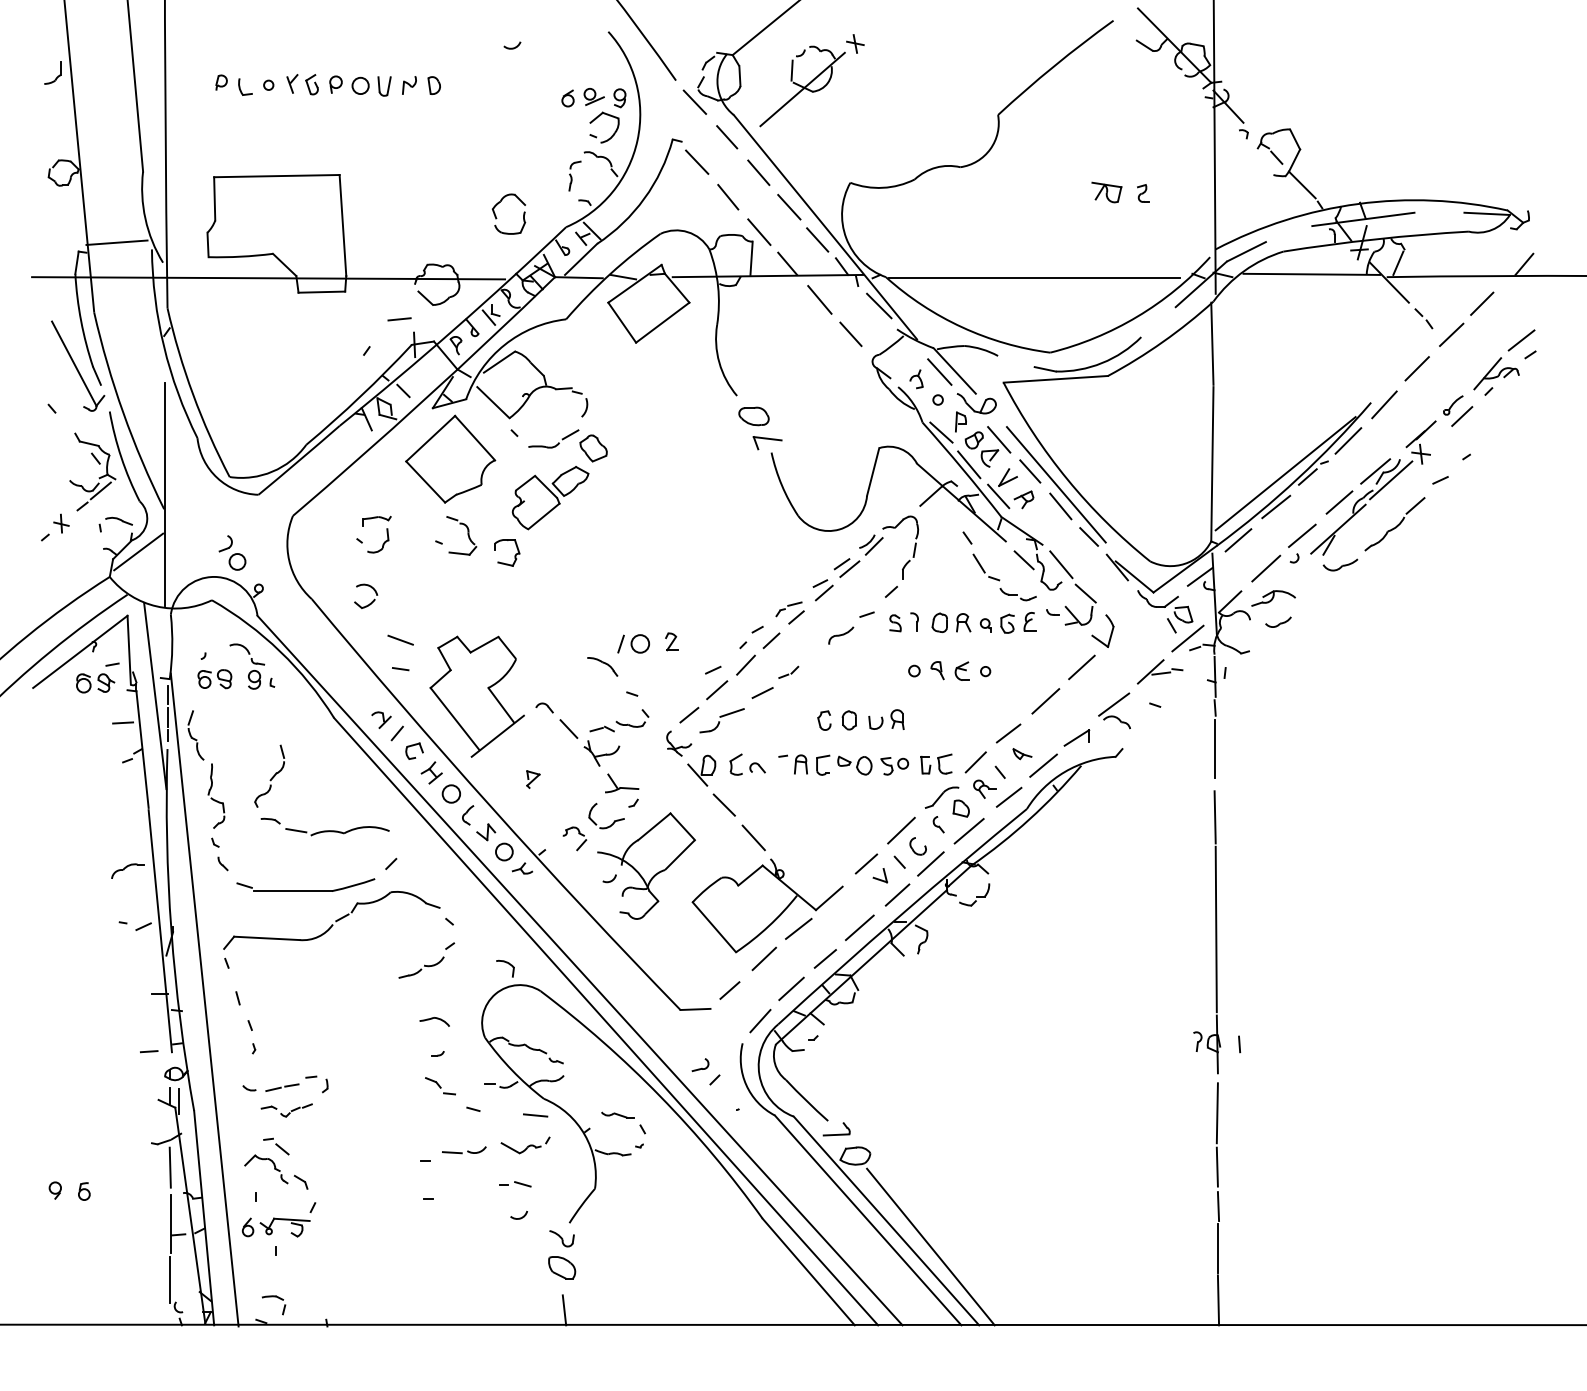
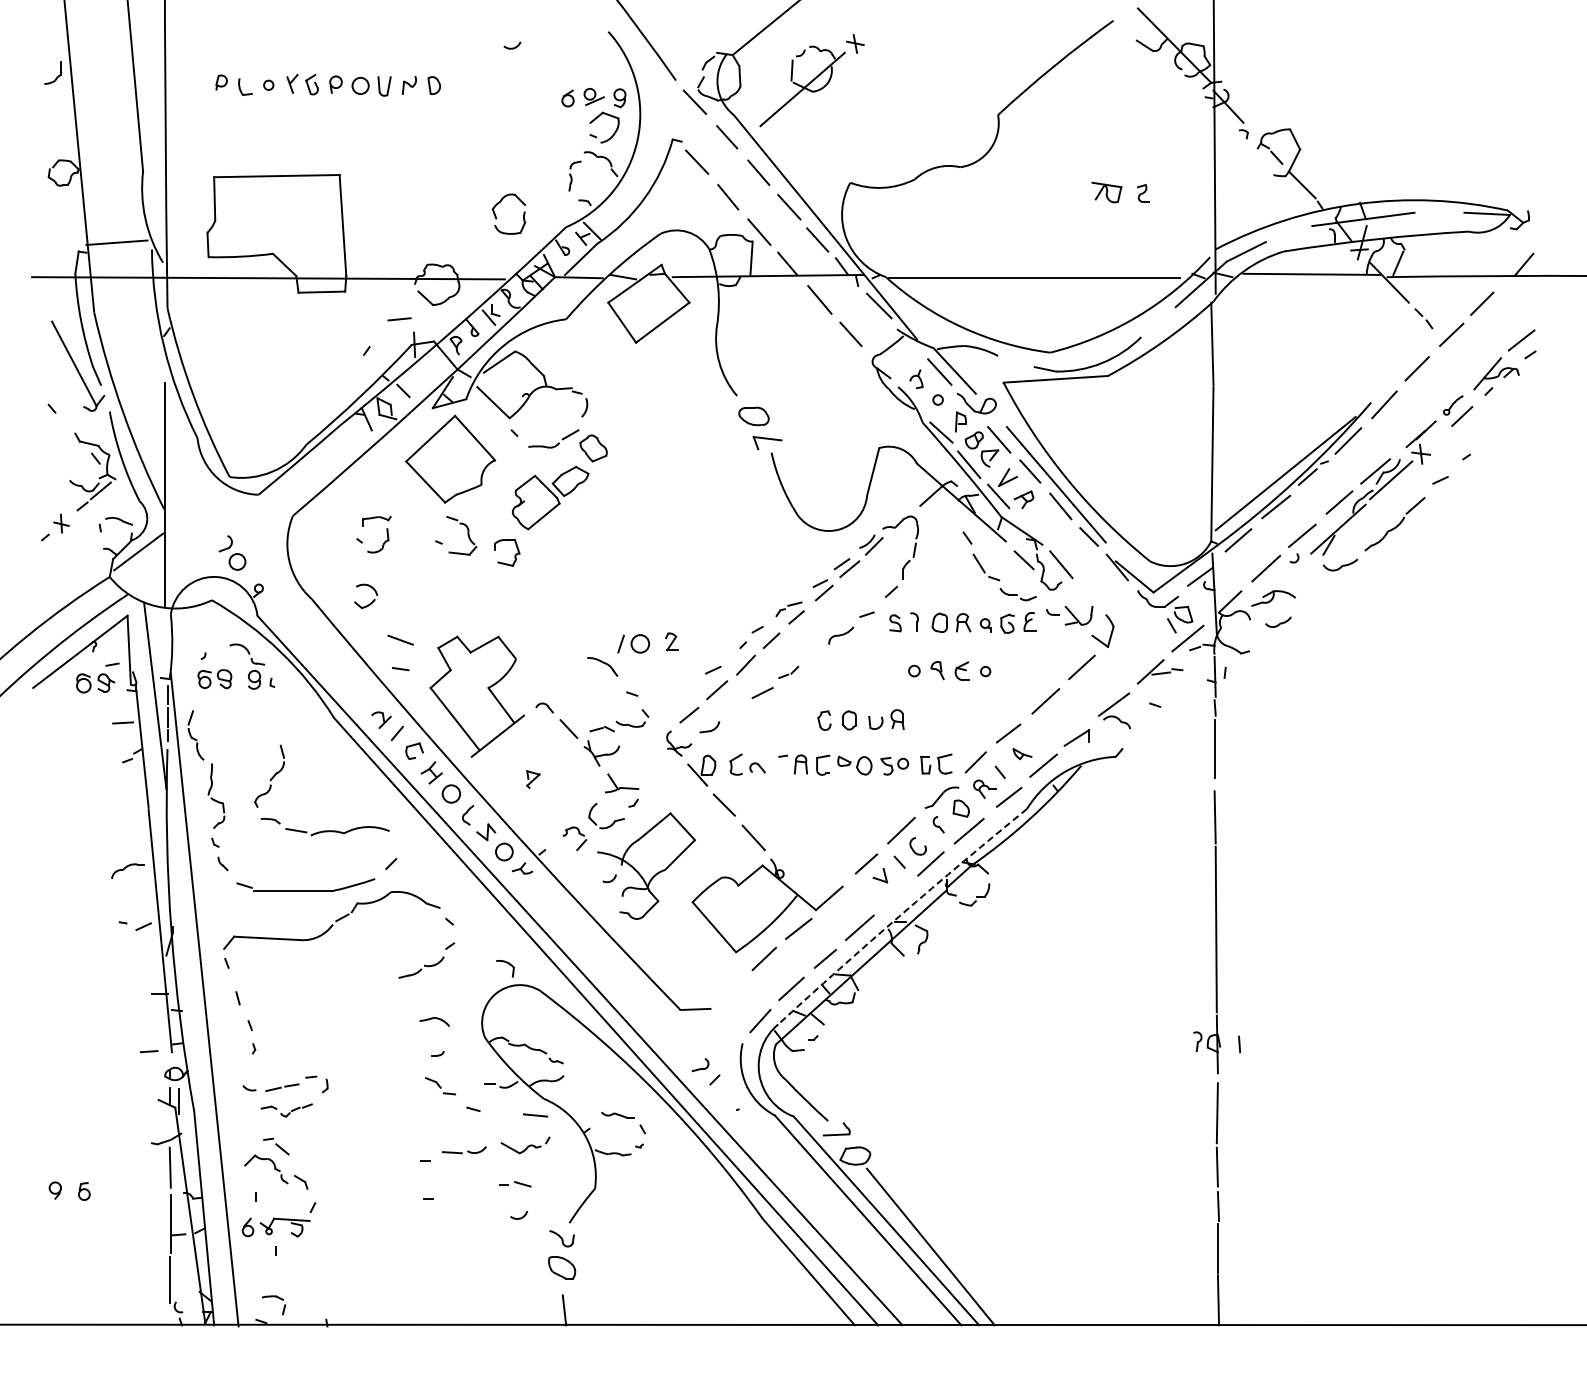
line: present -> none (1085, 593)
line: present -> none (731, 712)
line: present -> none (897, 894)
arc: solid -> dashed (901, 914)
line: present -> none (729, 990)
